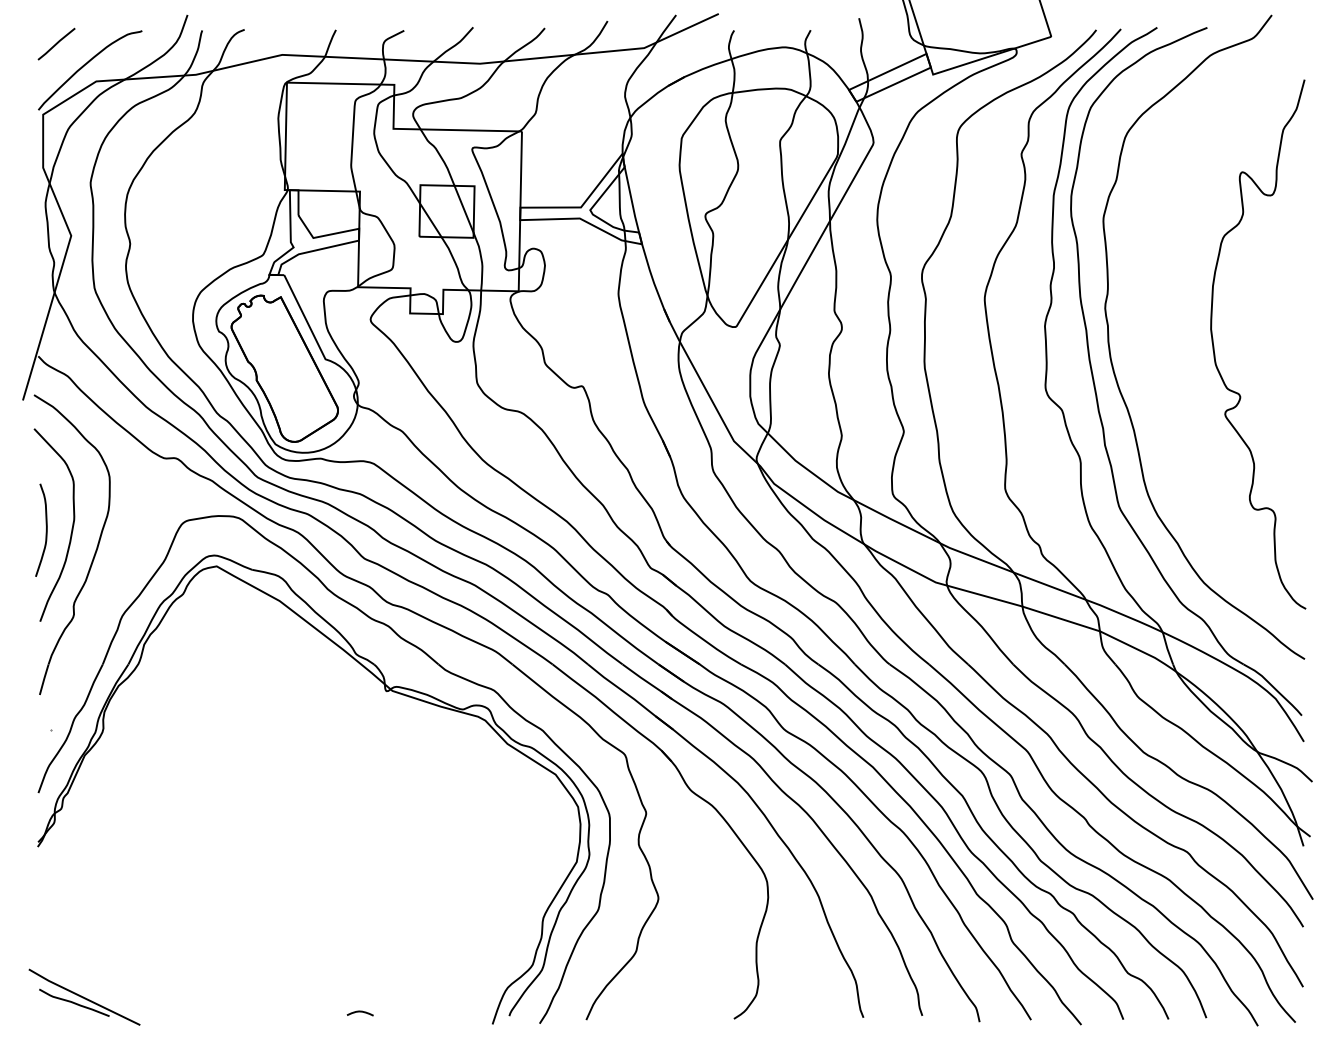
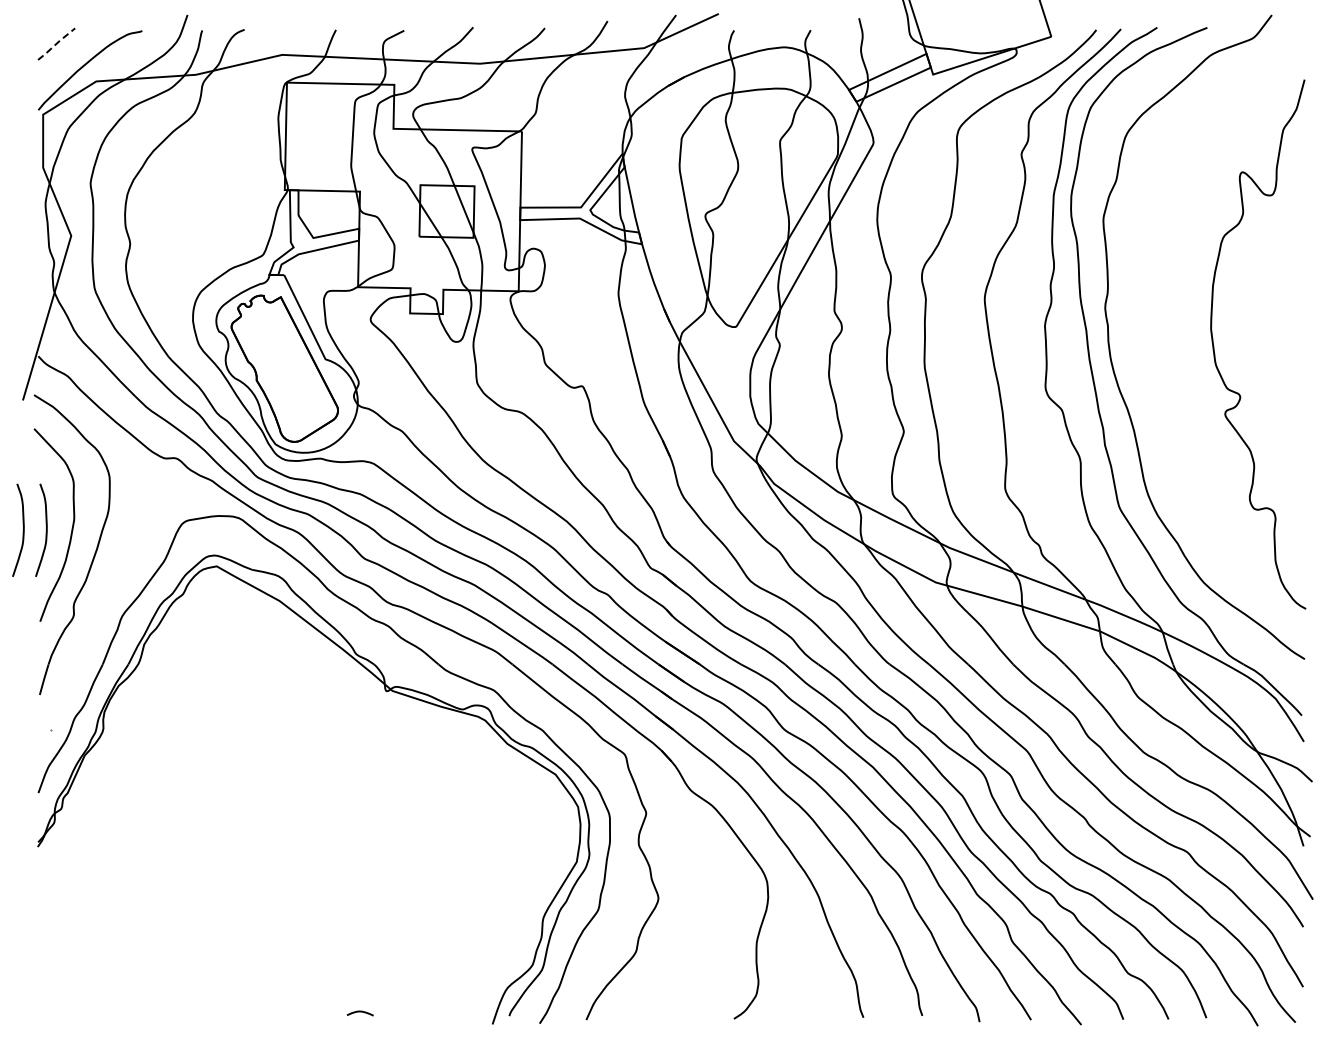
line: solid -> dashed (56, 44)
curve: none -> present (22, 530)
part: present -> none (84, 996)
